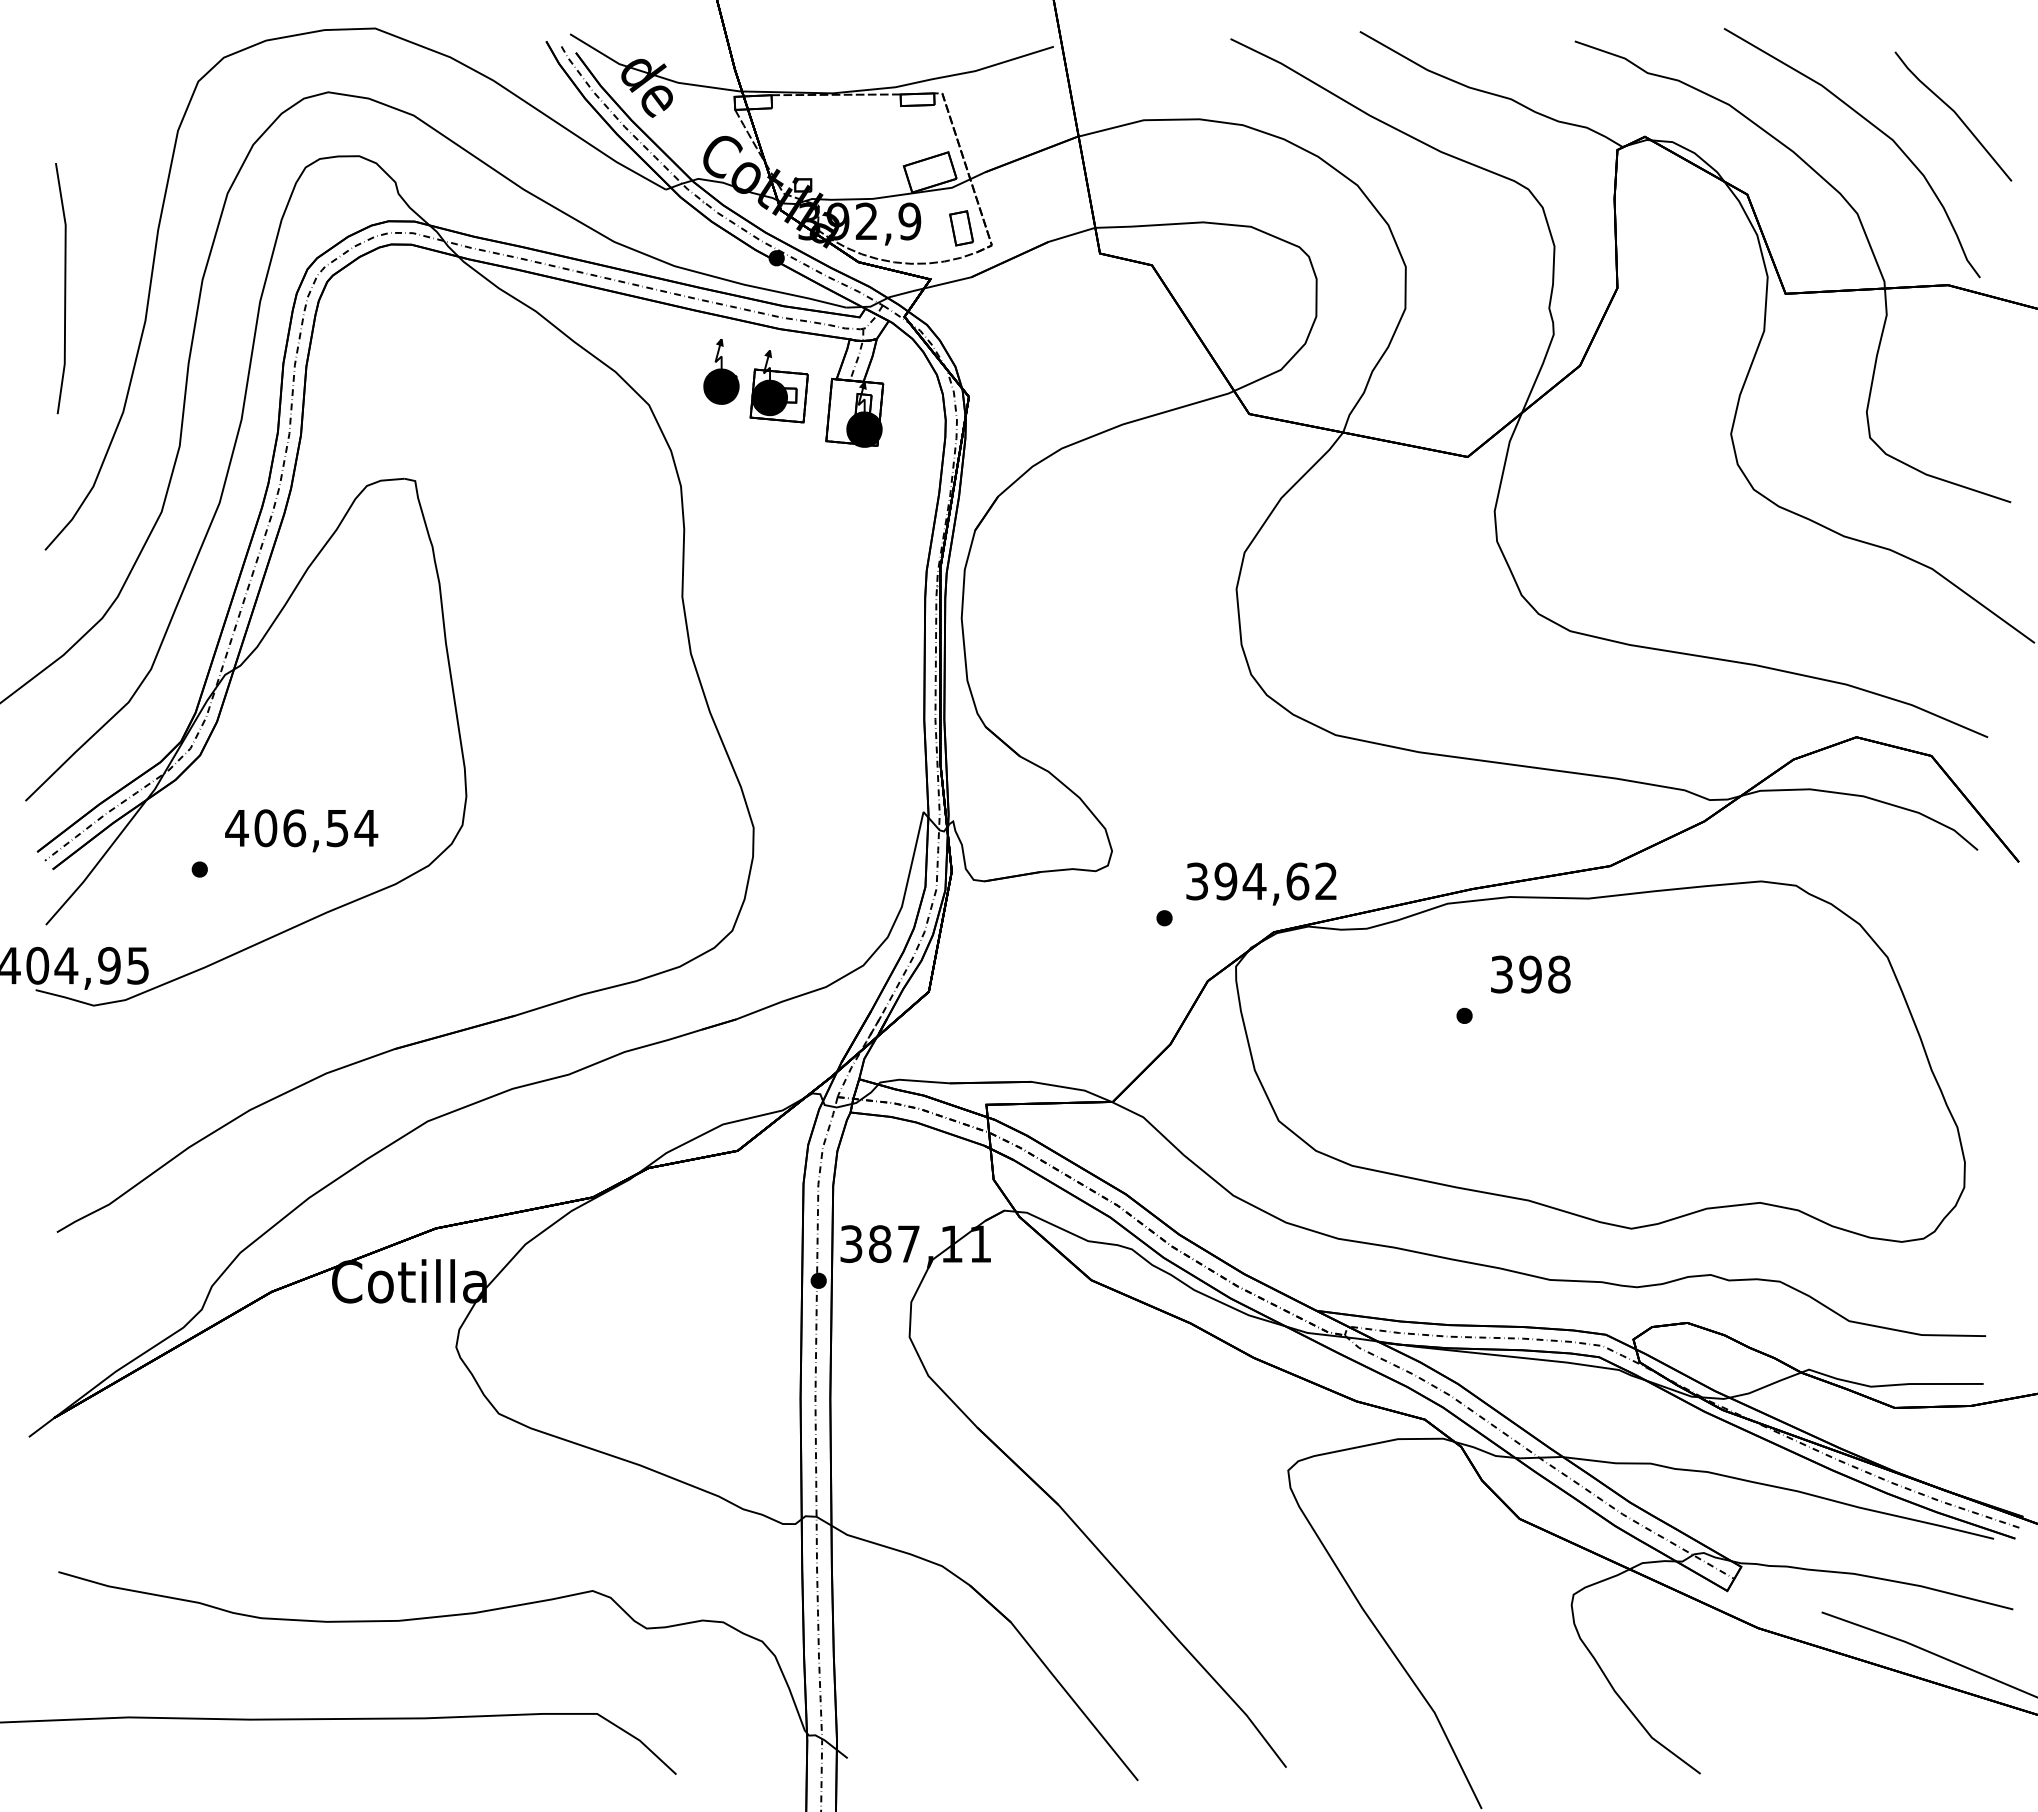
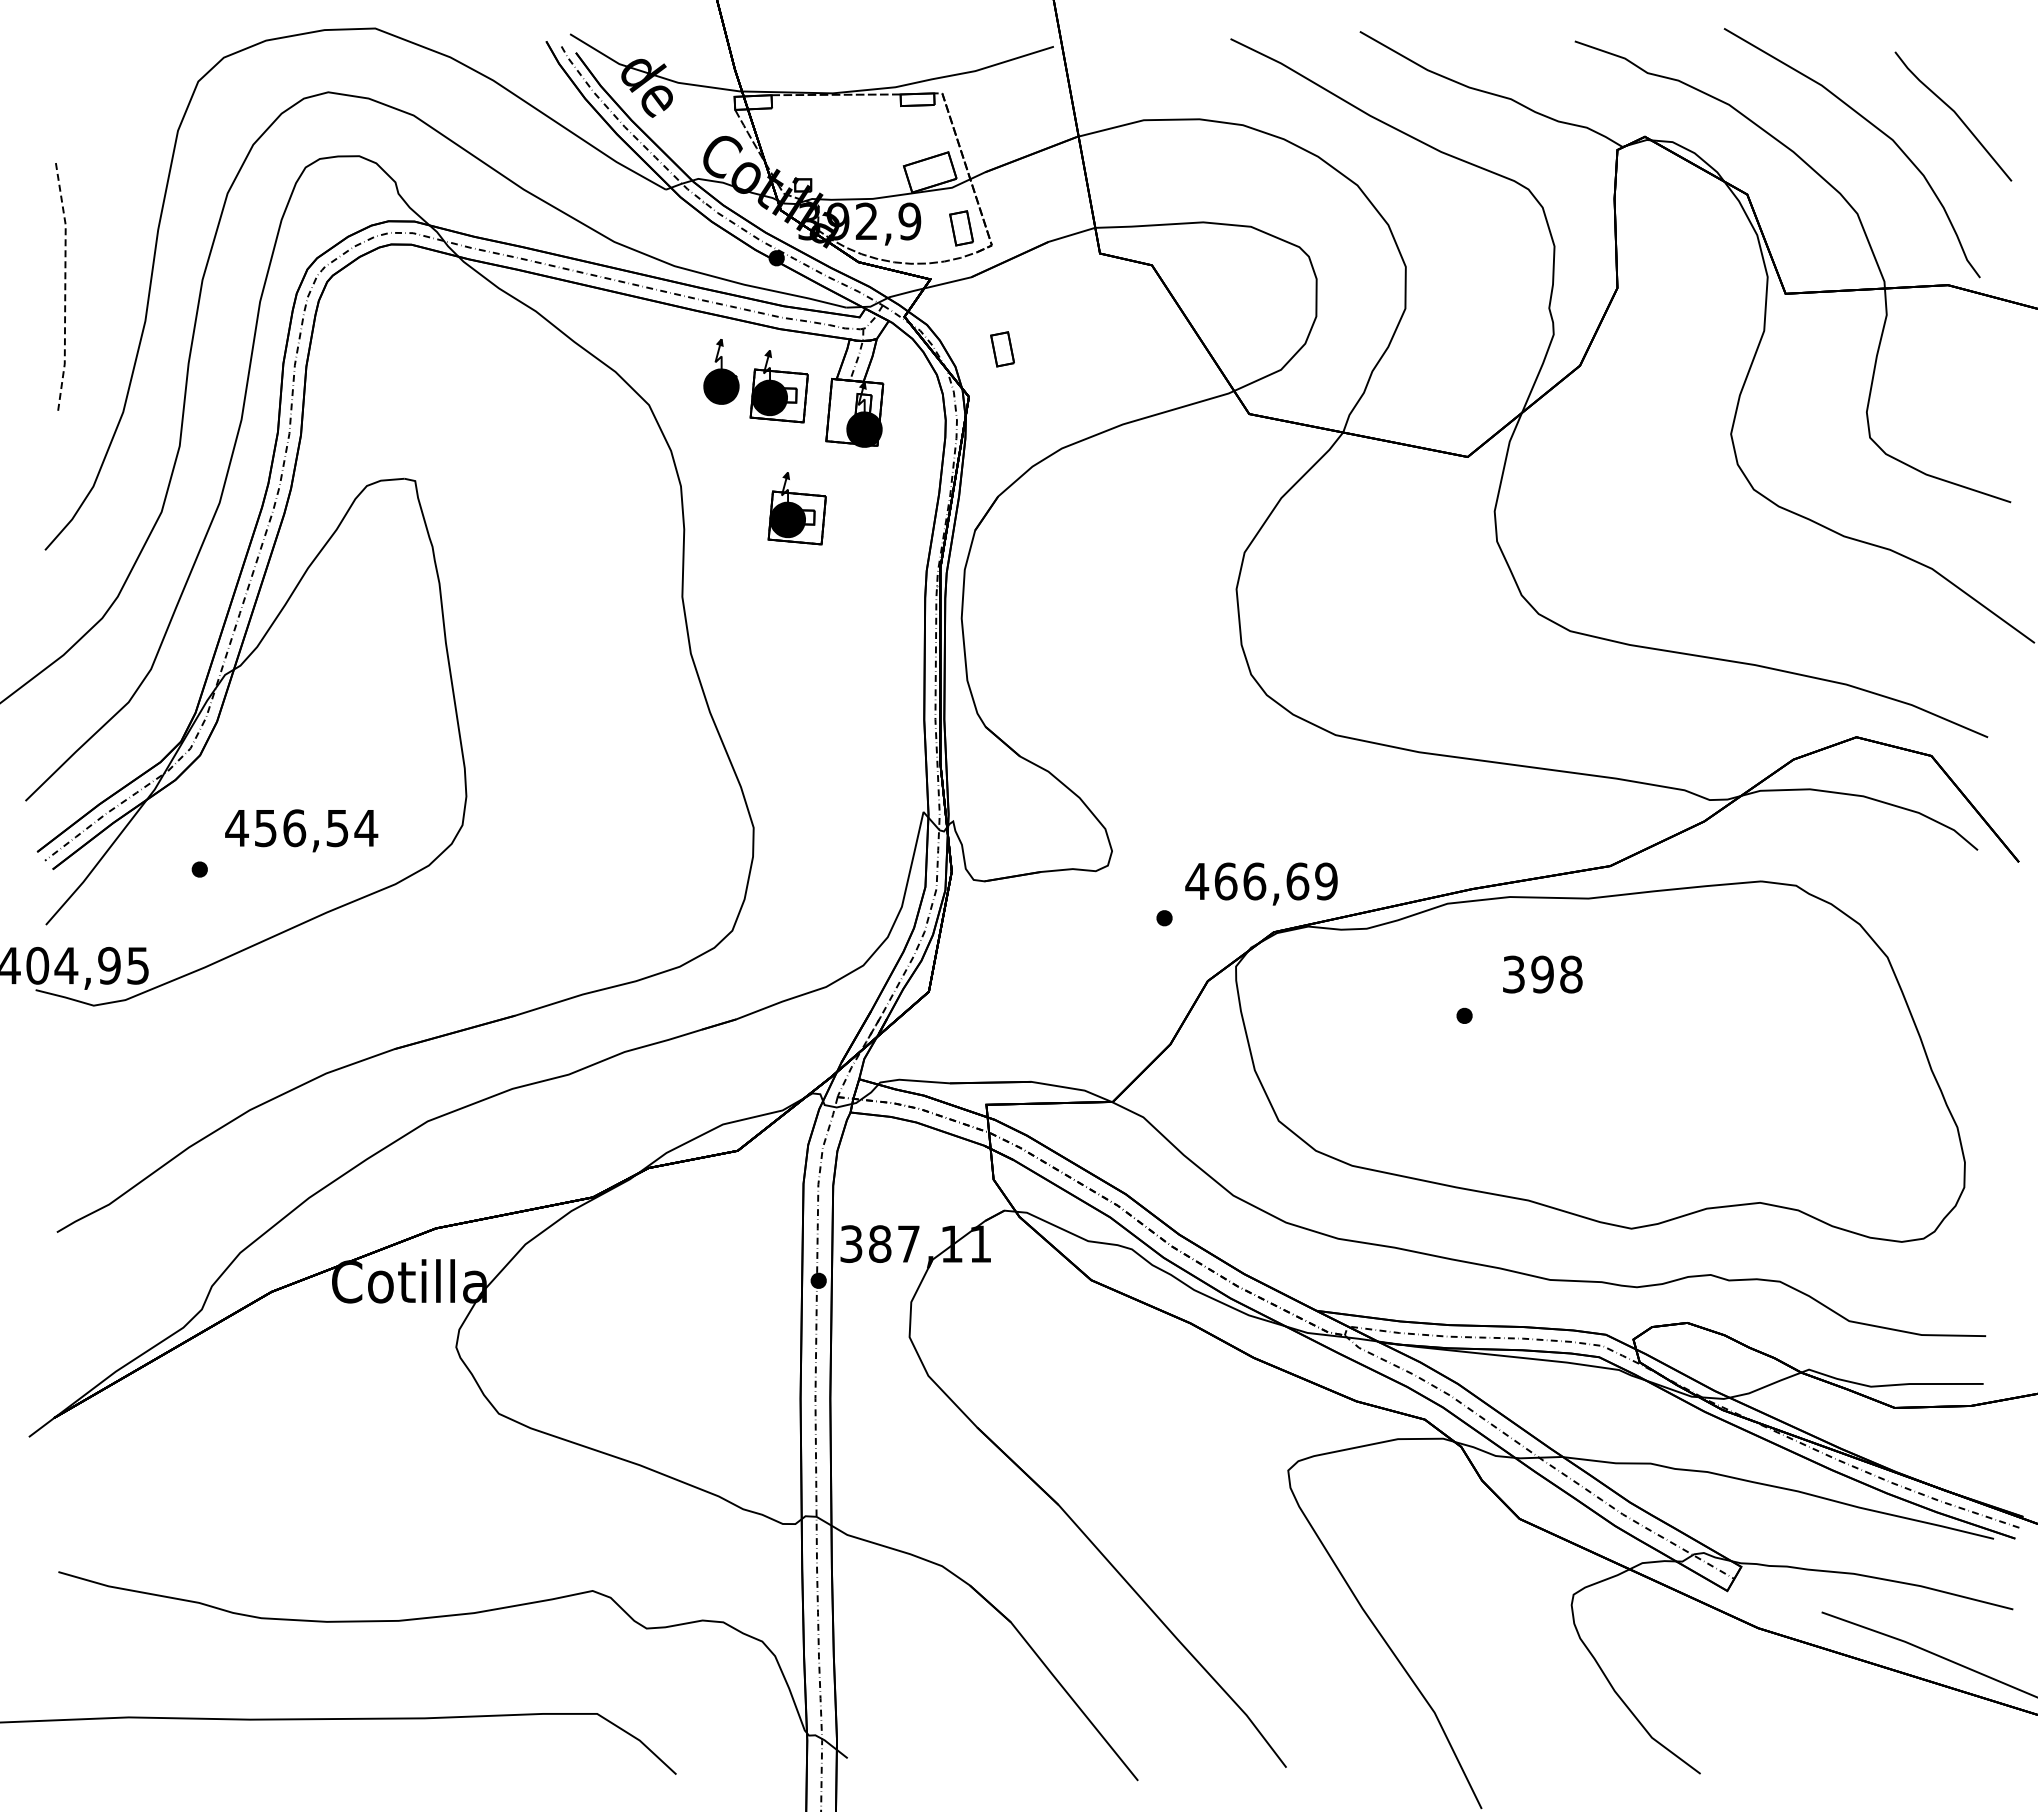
line: solid -> dashed (65, 289)
part: none -> present (1002, 349)
part: none -> present (796, 508)
text: 406,54 -> 456,54 (265, 828)
text: 394,62 -> 466,69 (1261, 881)
text position: (1530, 974) -> (1542, 974) (1542, 974)
